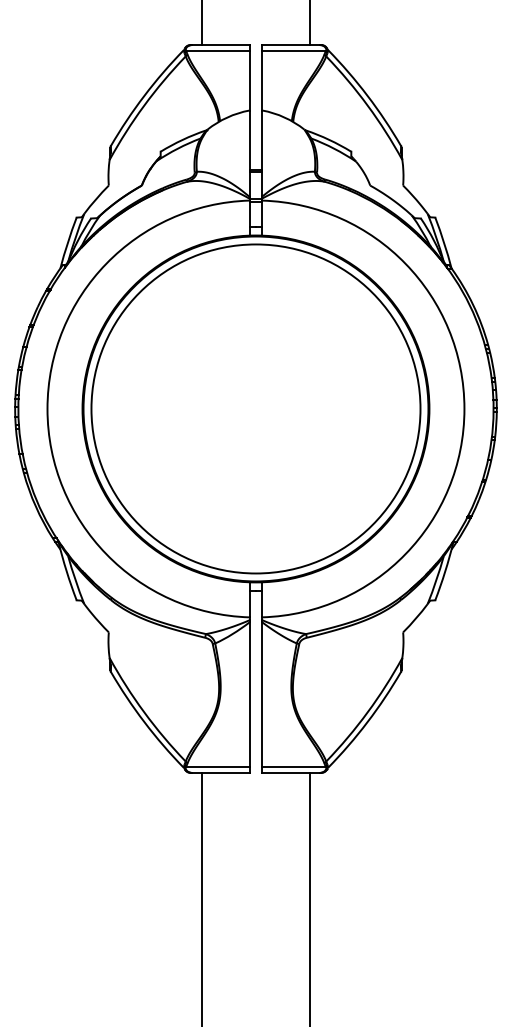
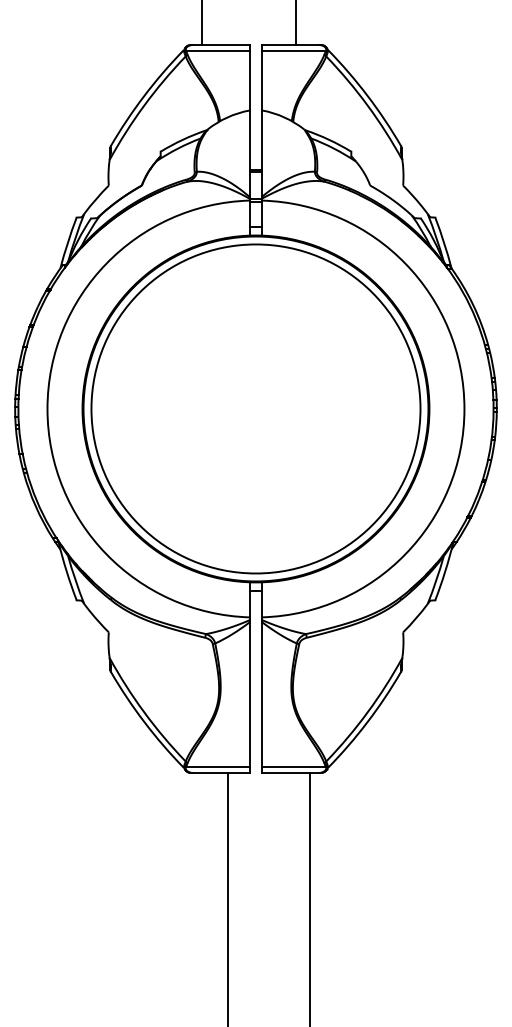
line position: (310, 23) -> (296, 23) (296, 23)
line position: (201, 897) -> (227, 897) (227, 897)
